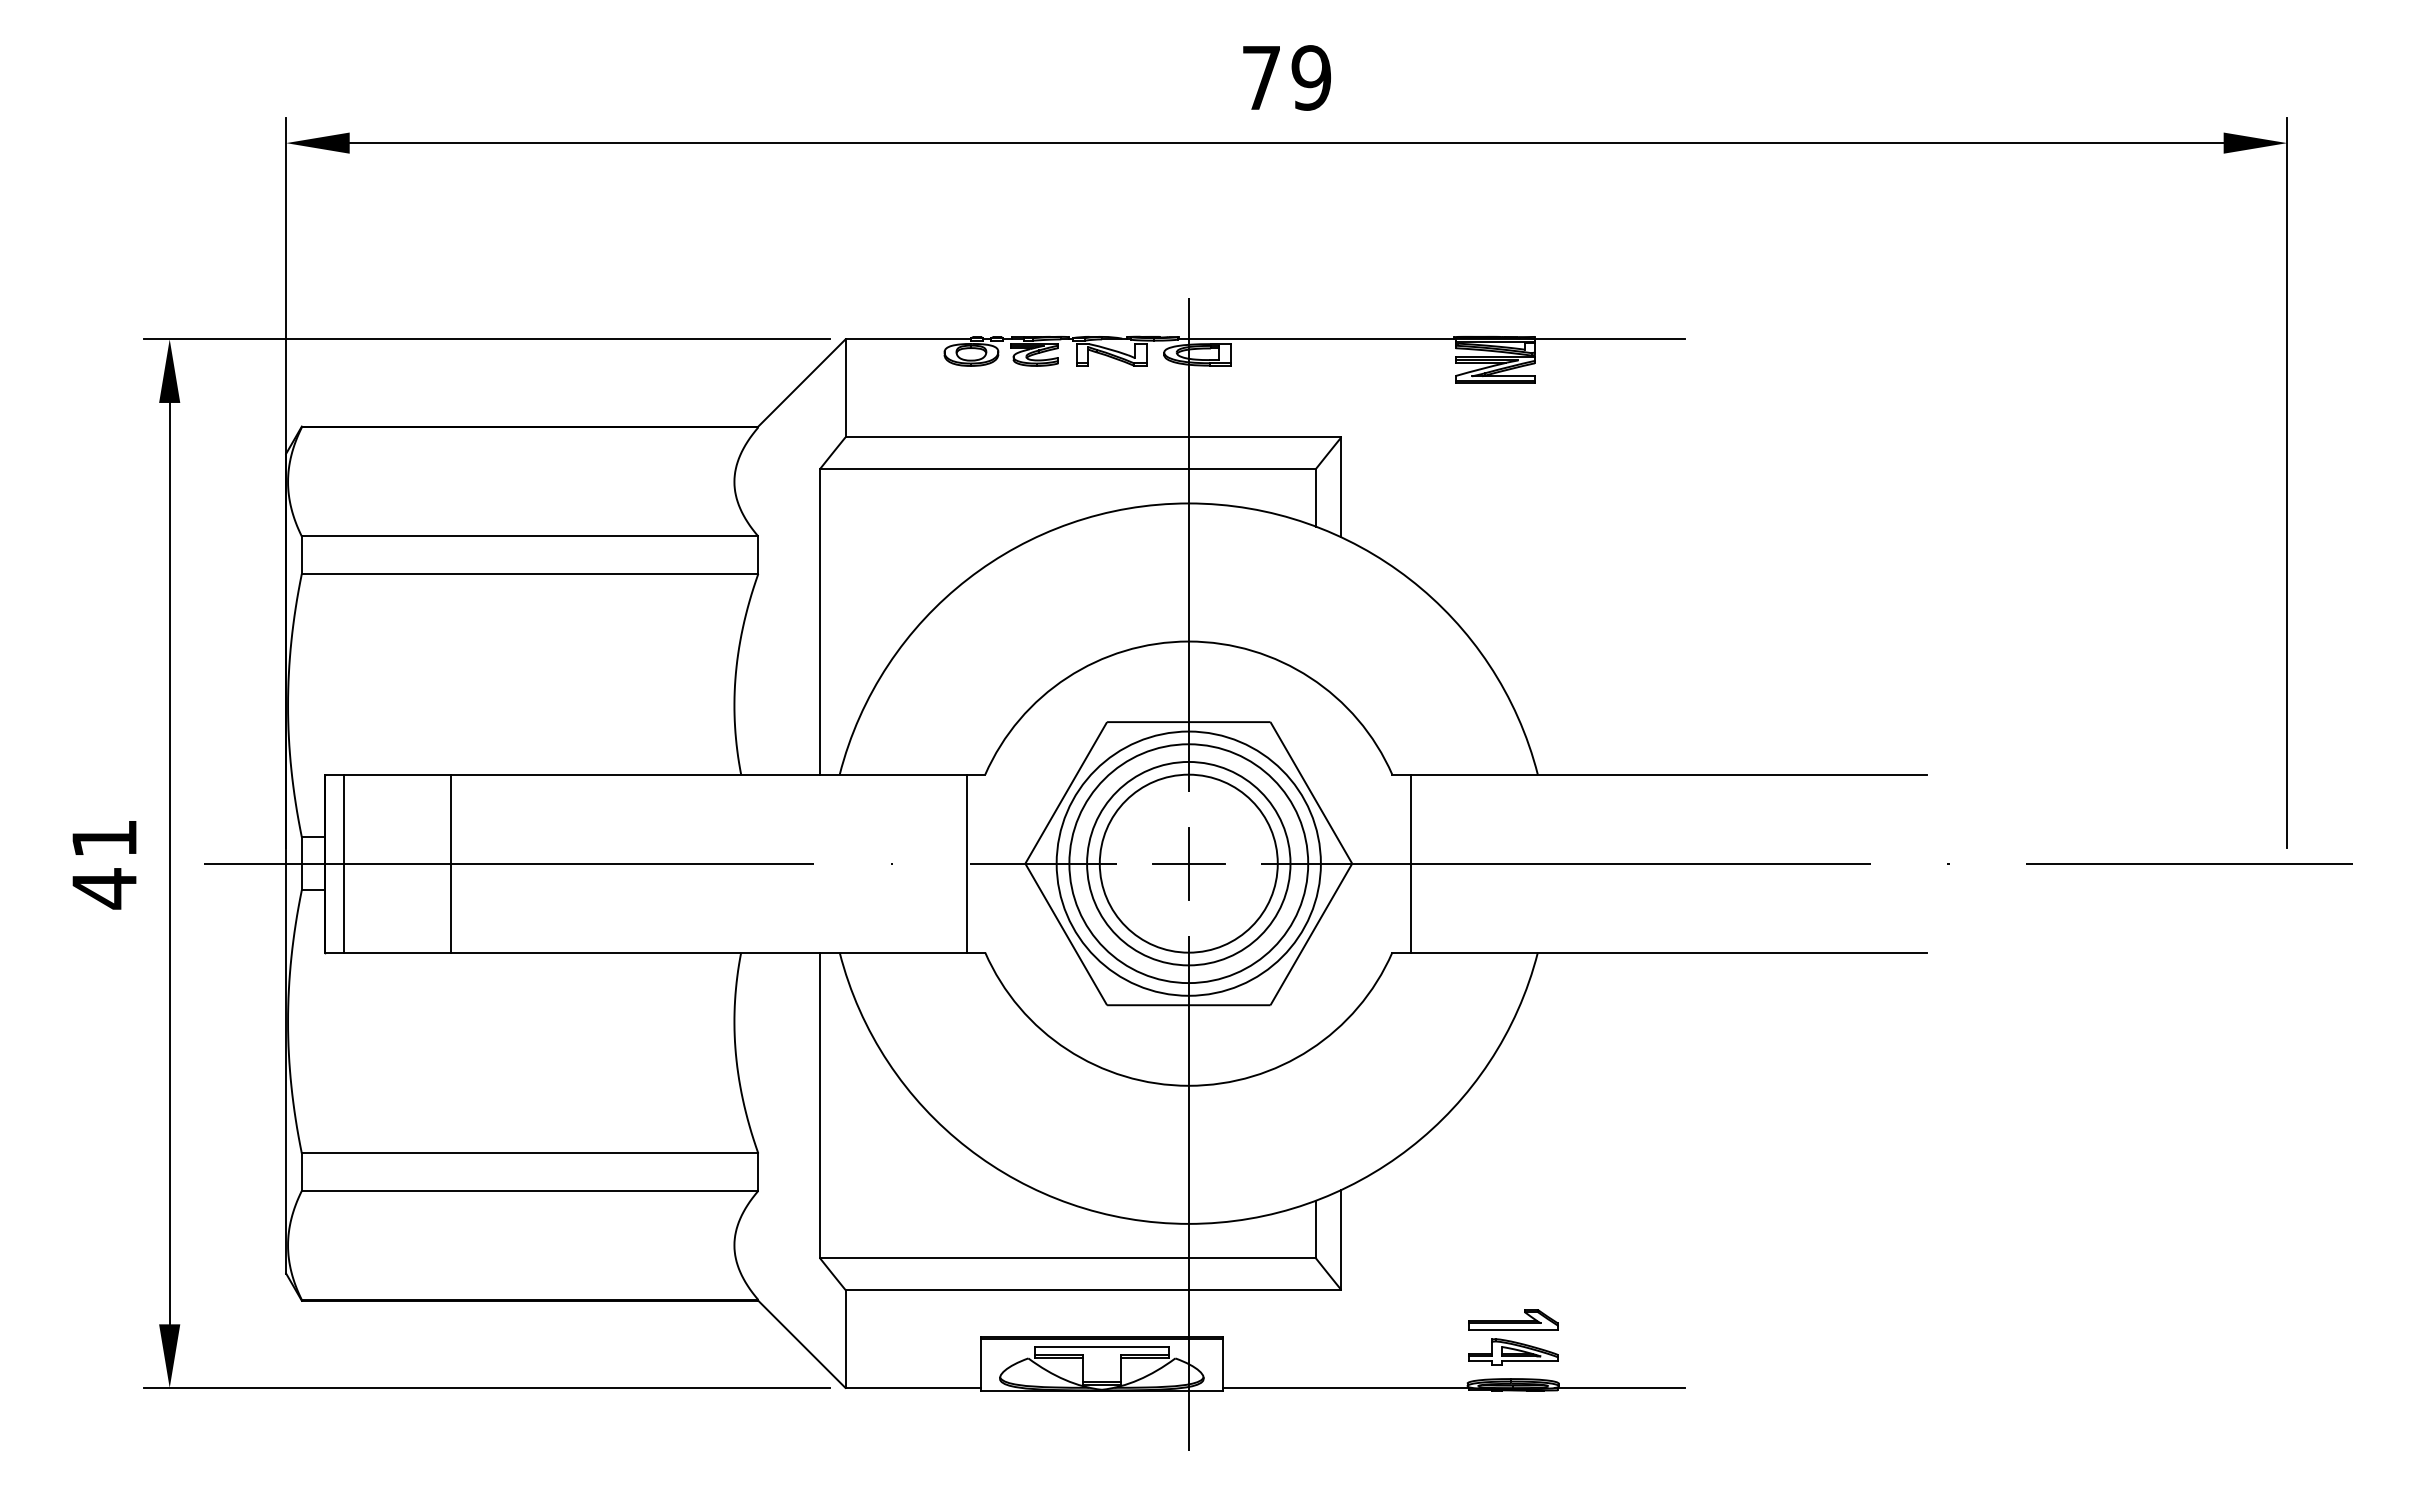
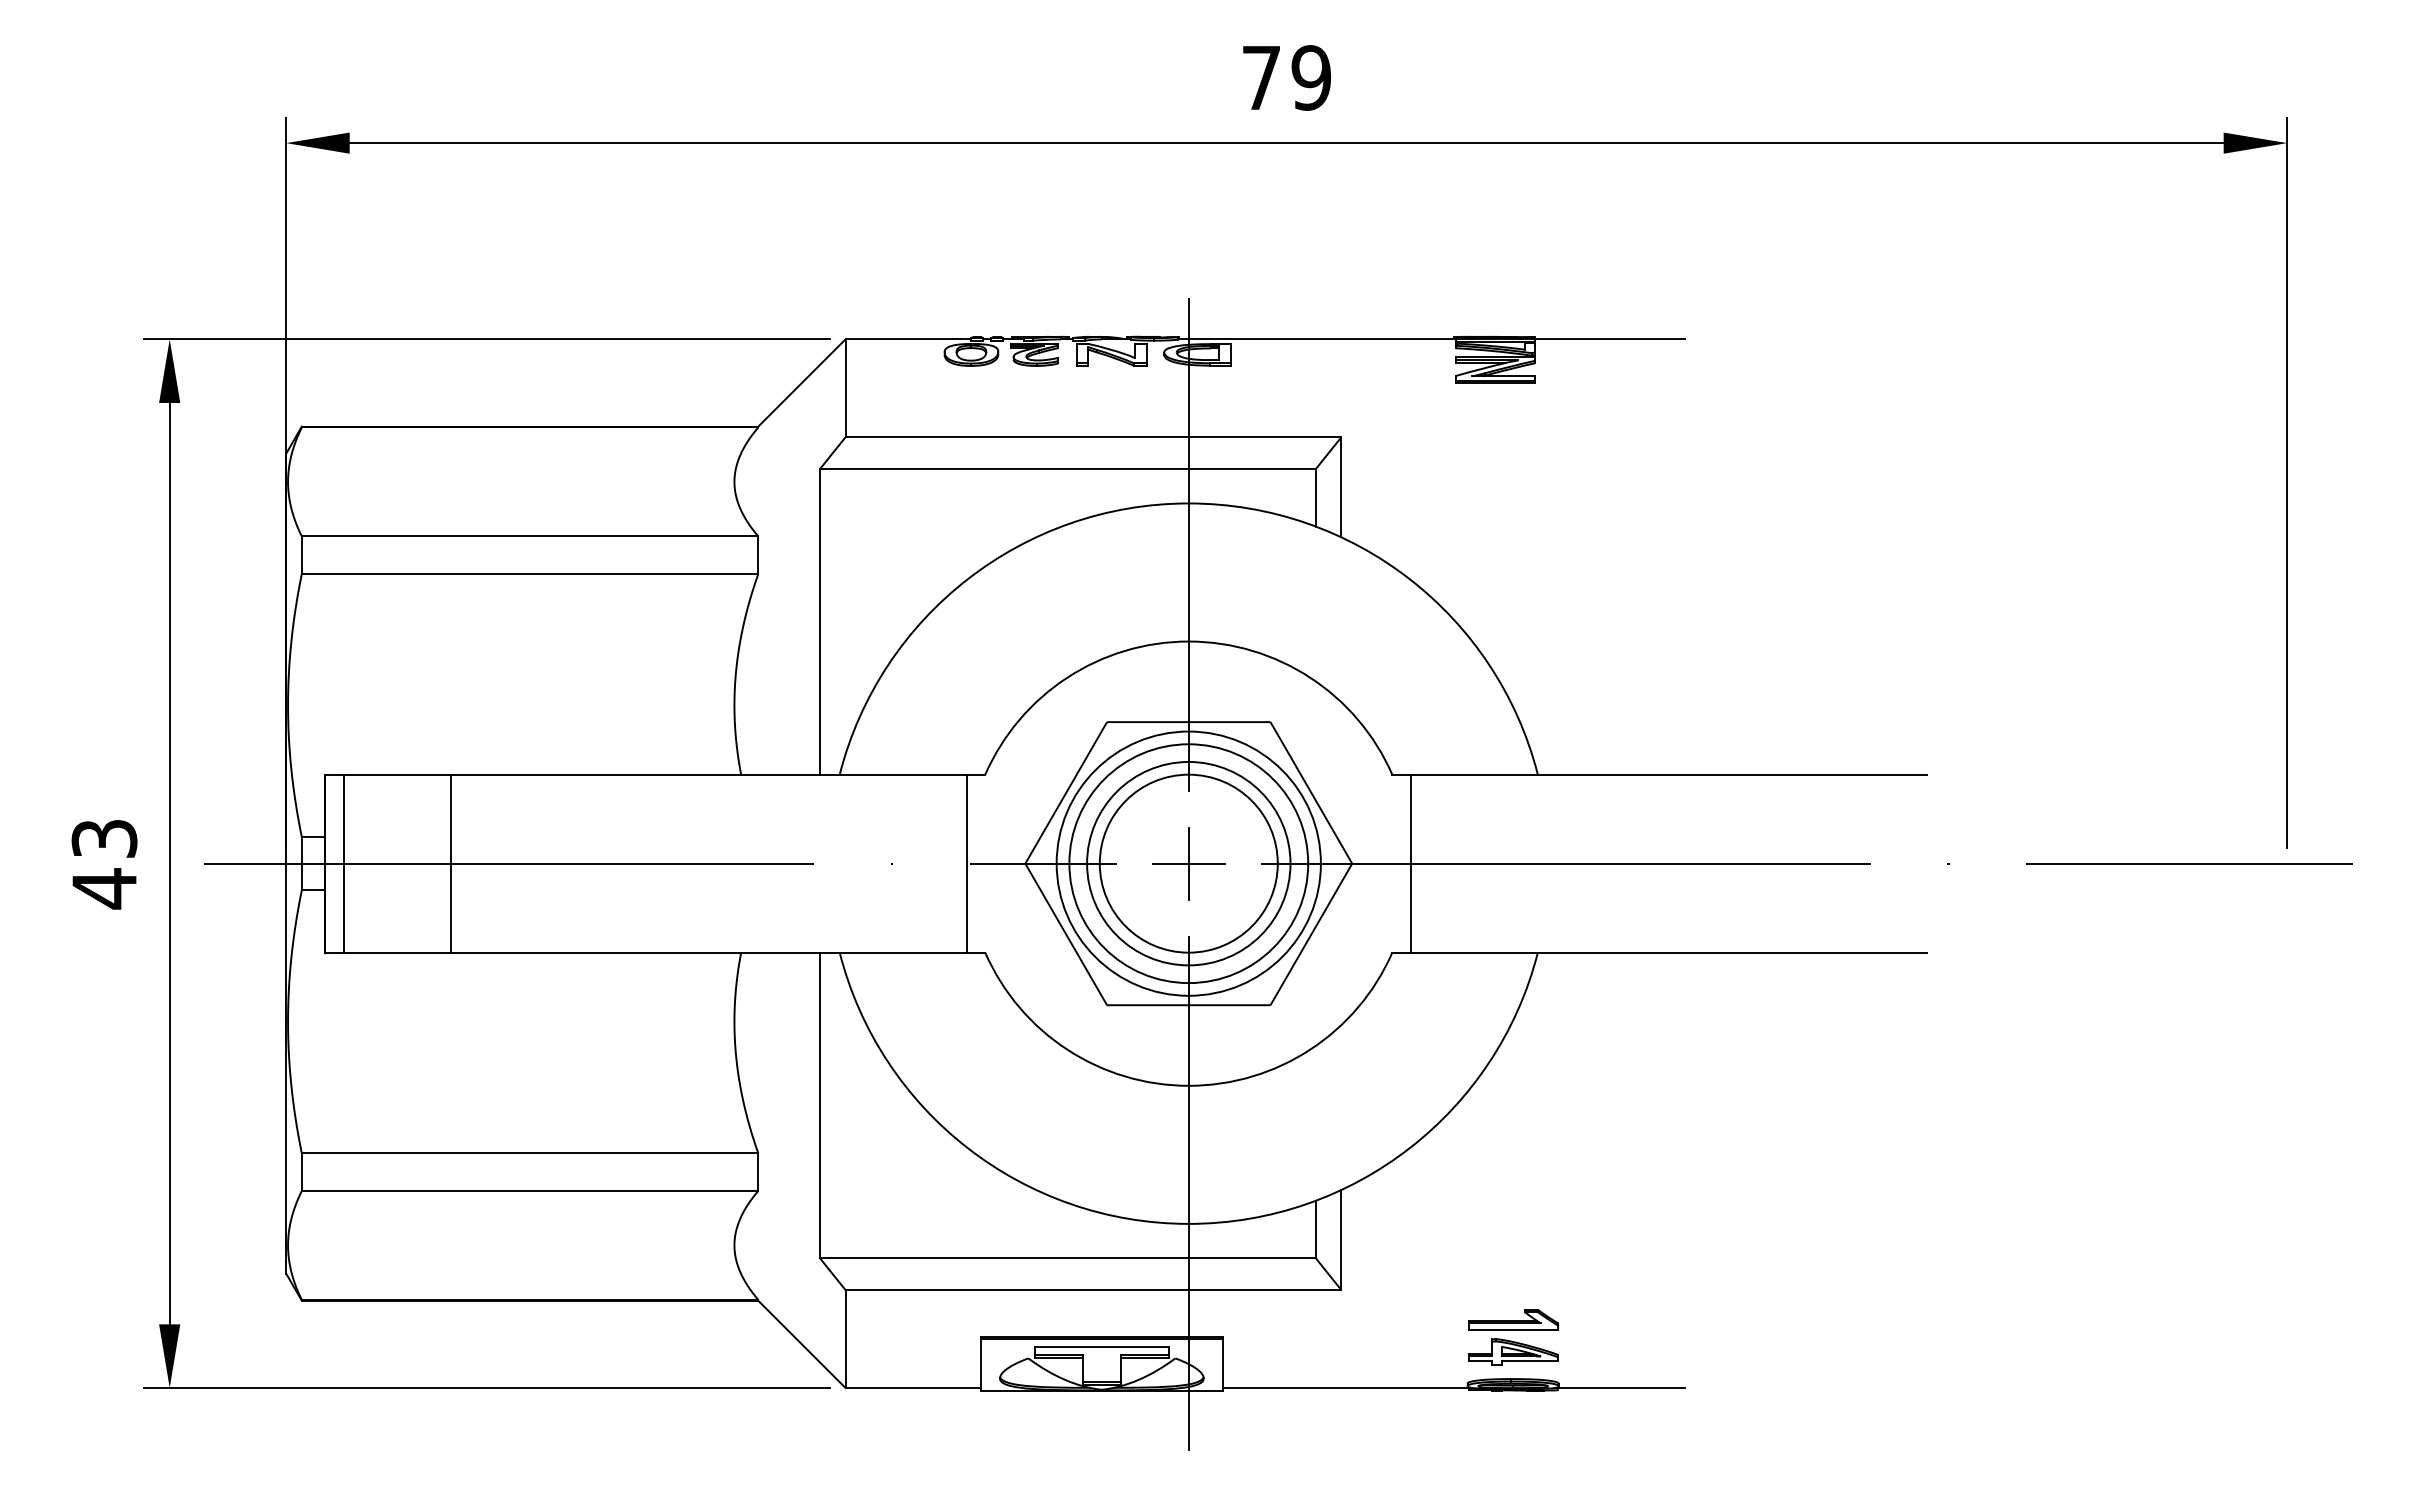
text: 41 -> 43 (104, 838)
